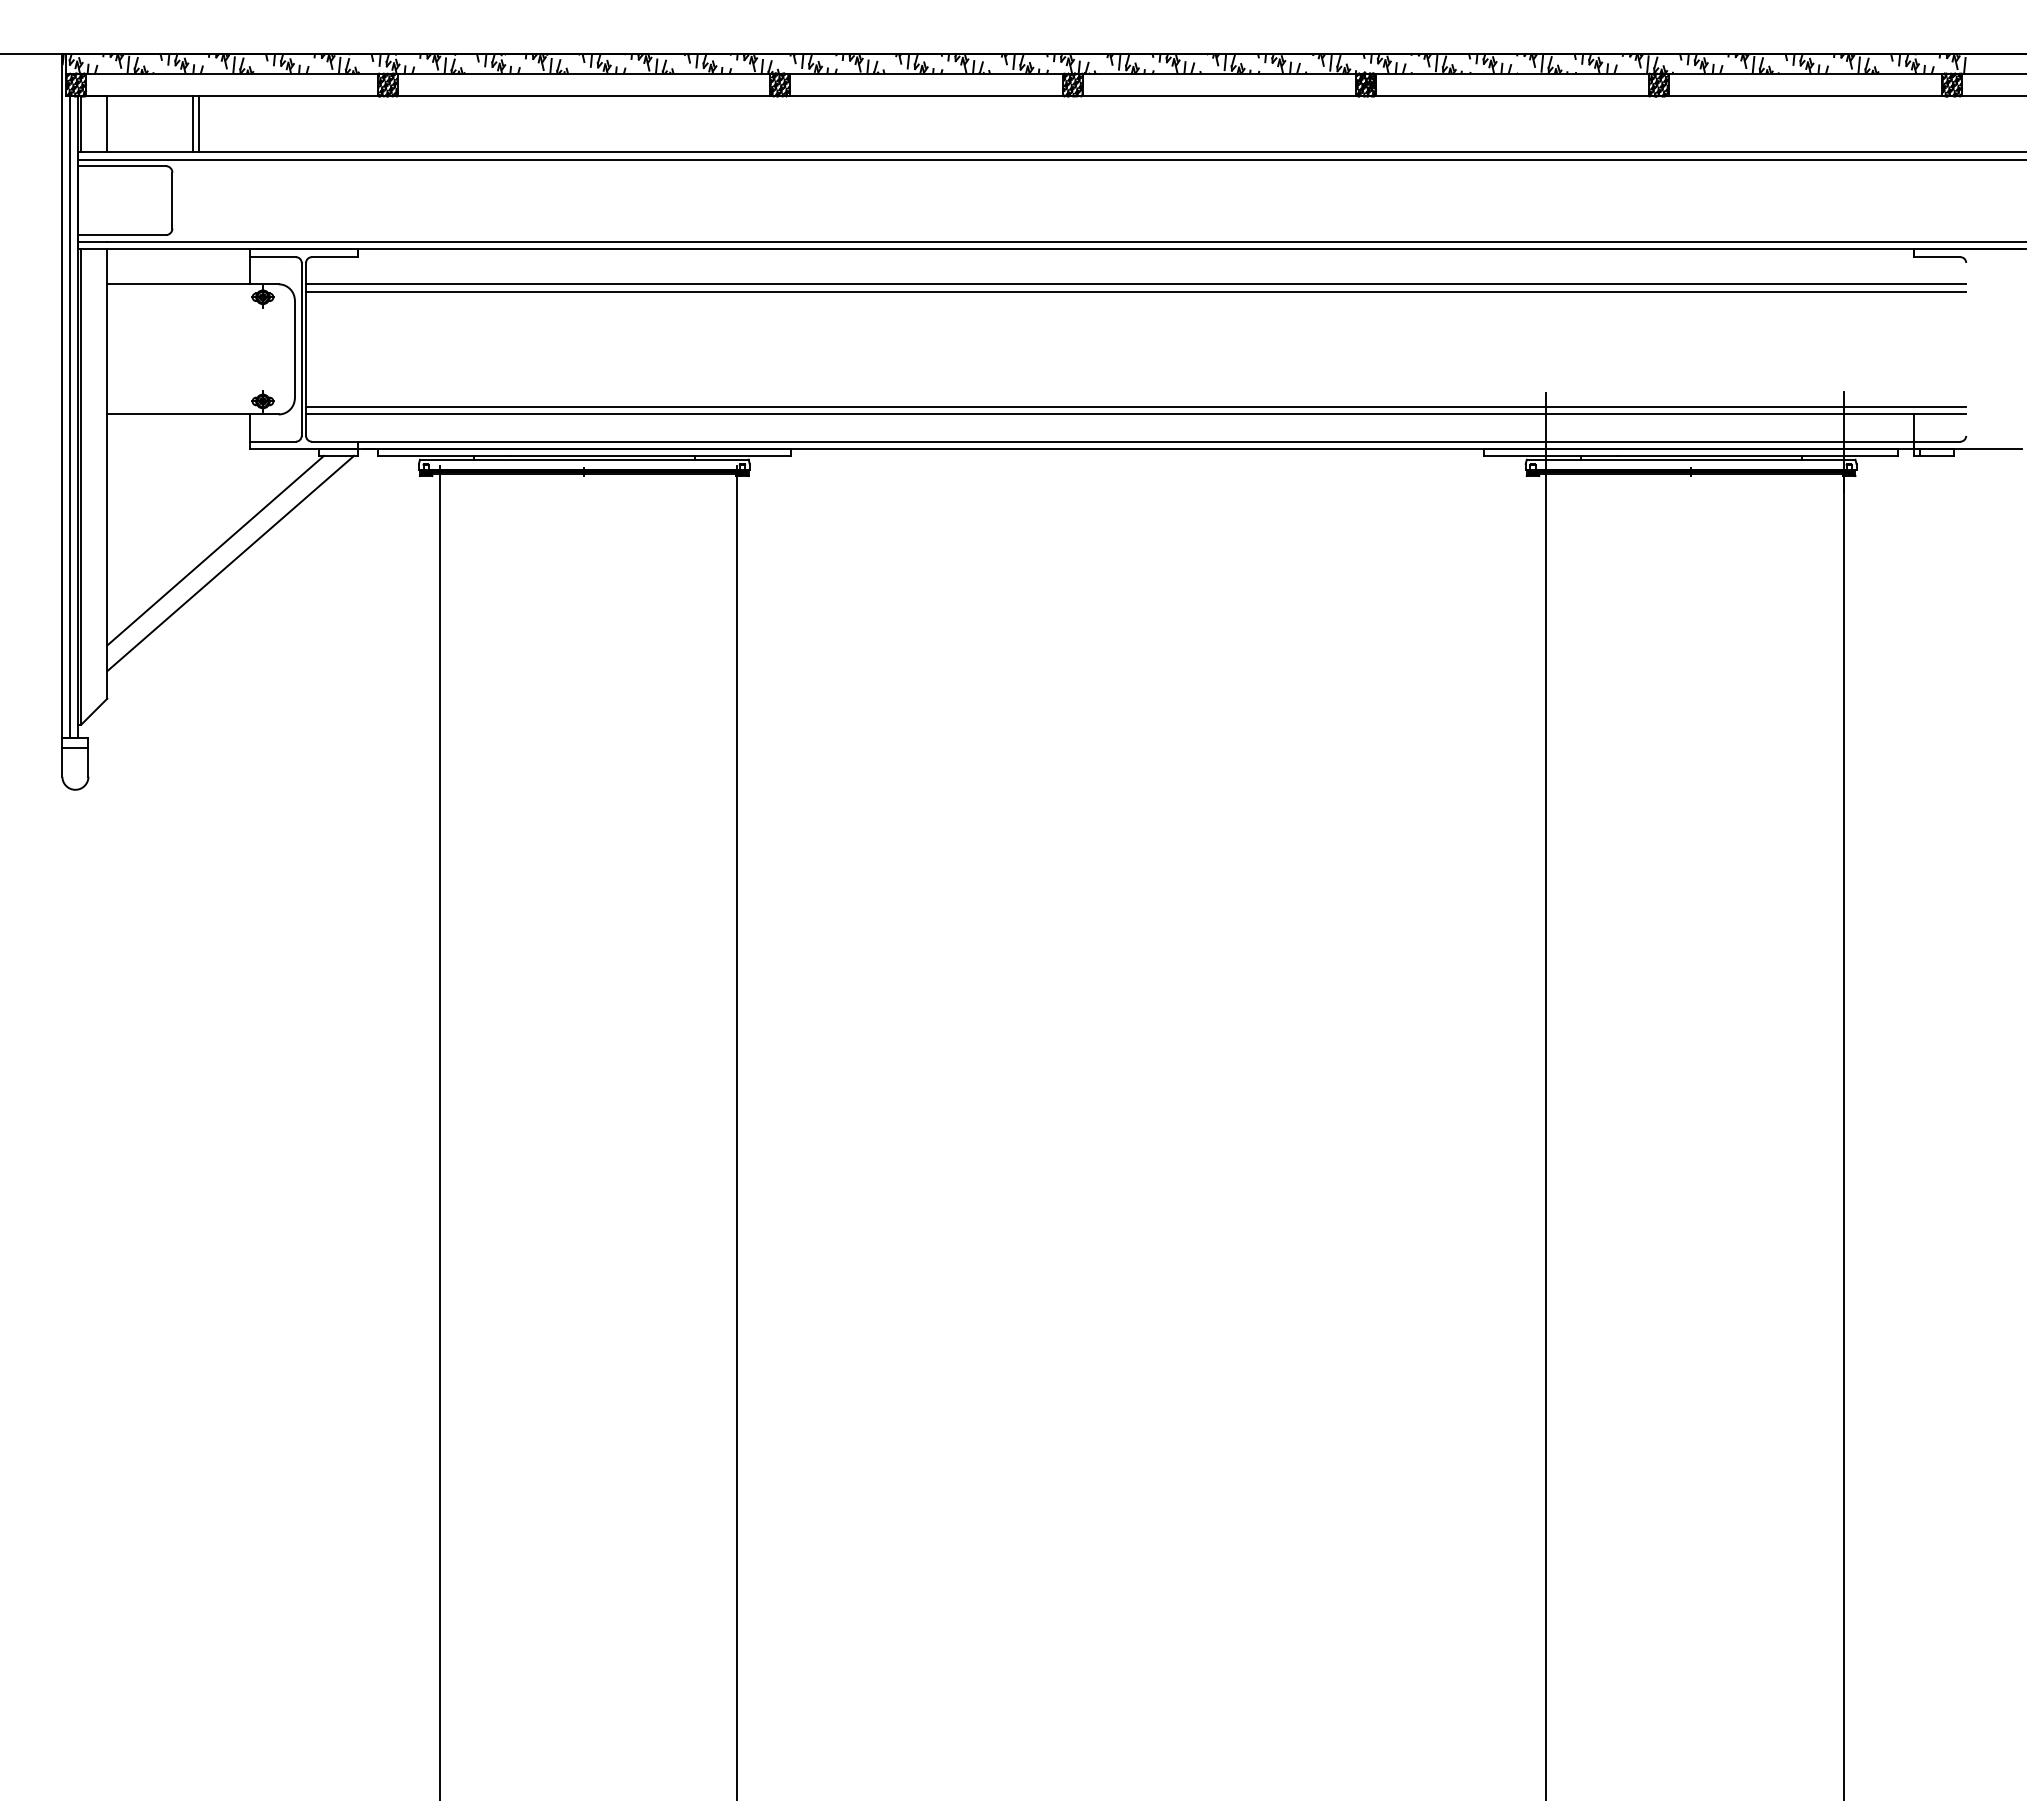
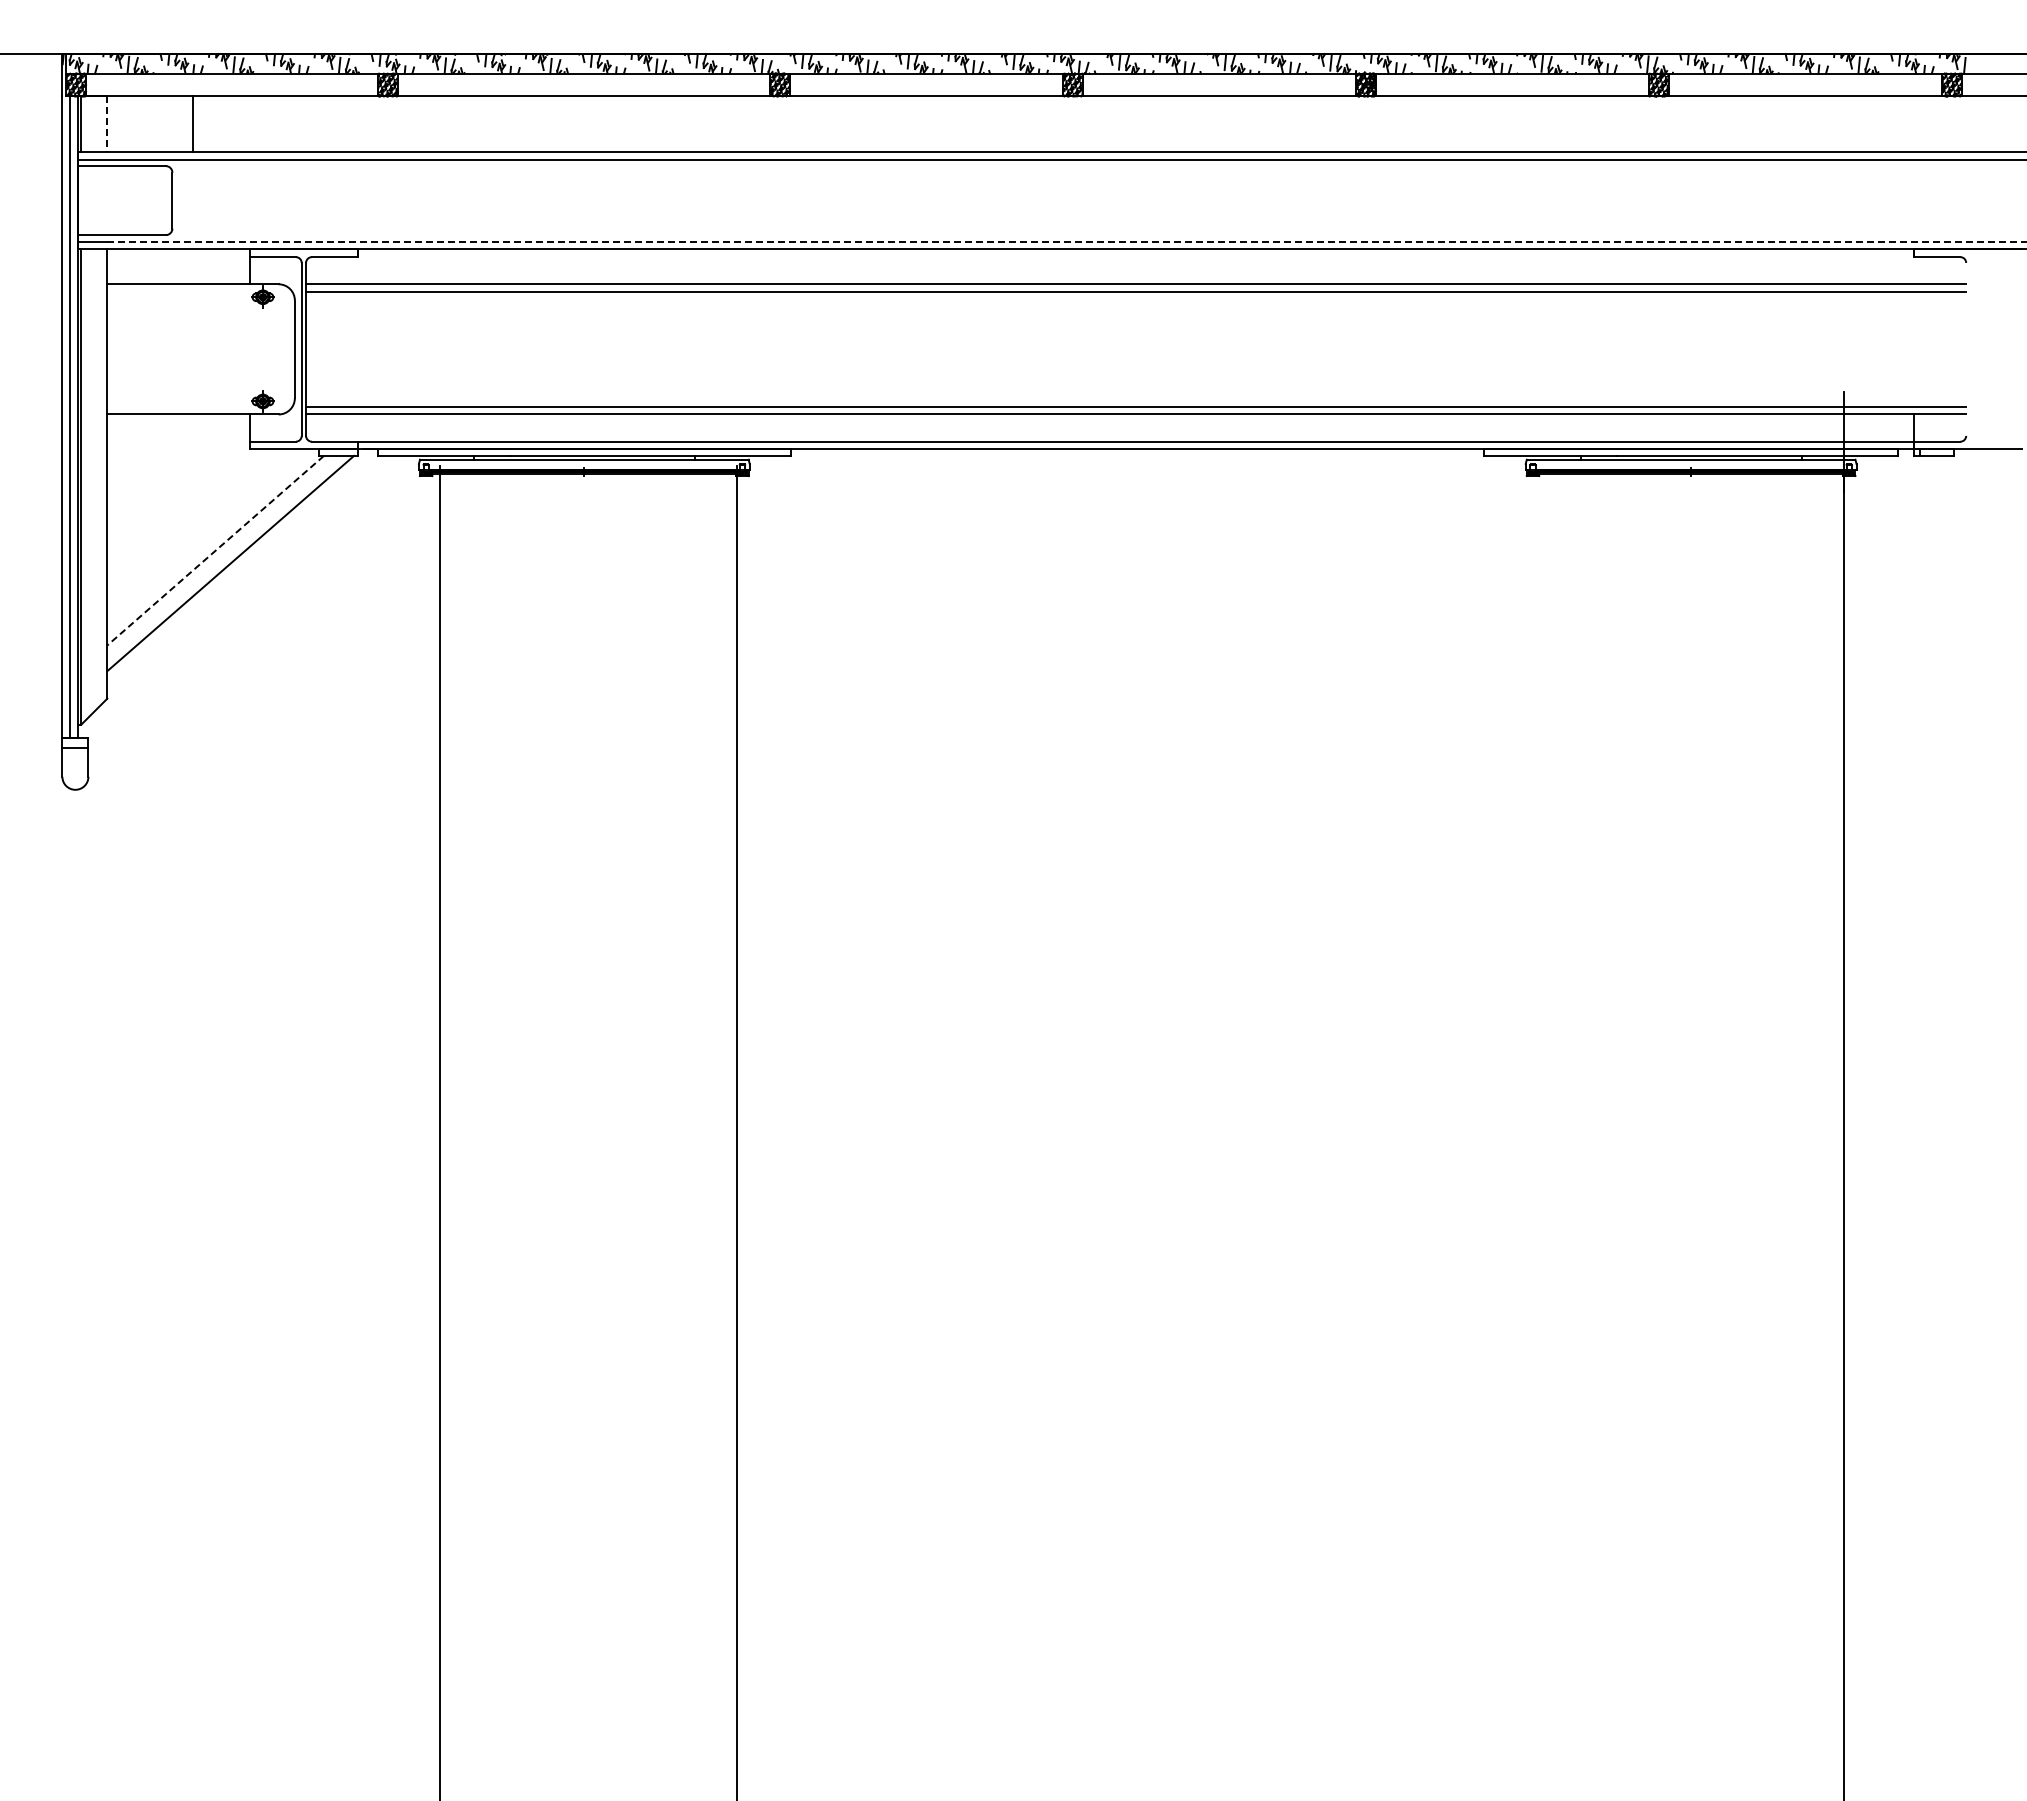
line: present -> none (199, 123)
line: solid -> dashed (107, 124)
line: solid -> dashed (1067, 241)
line: solid -> dashed (215, 550)
line: present -> none (1546, 1094)
